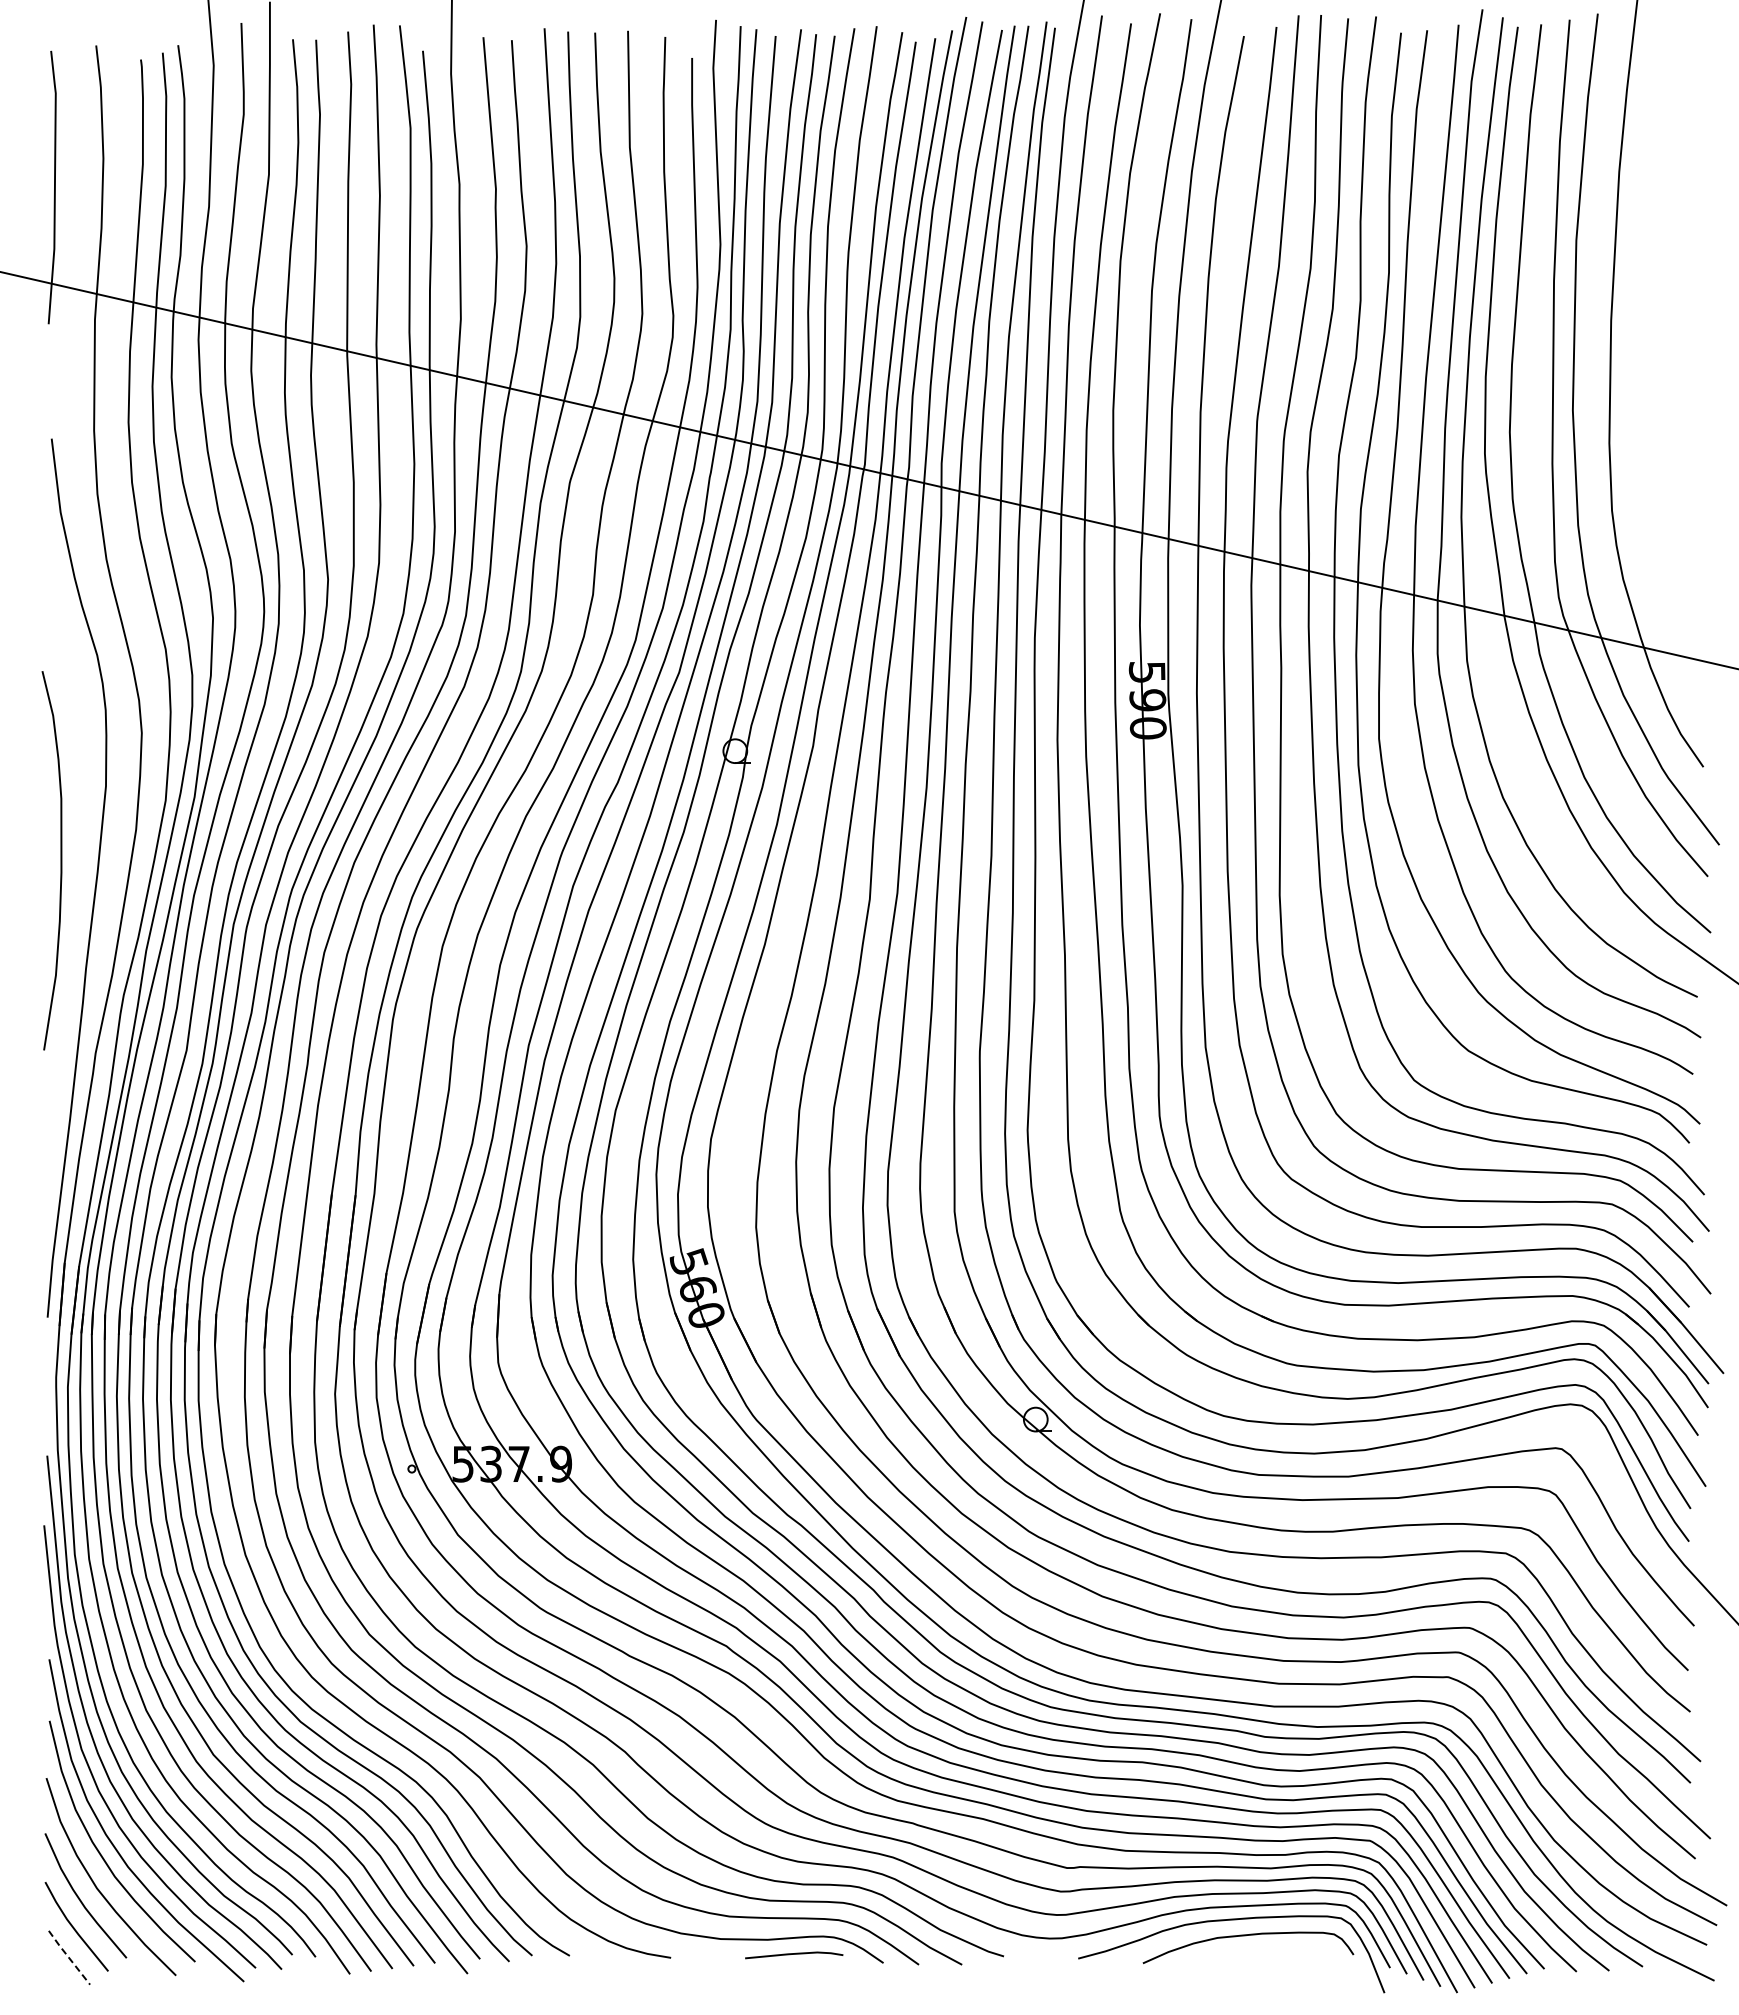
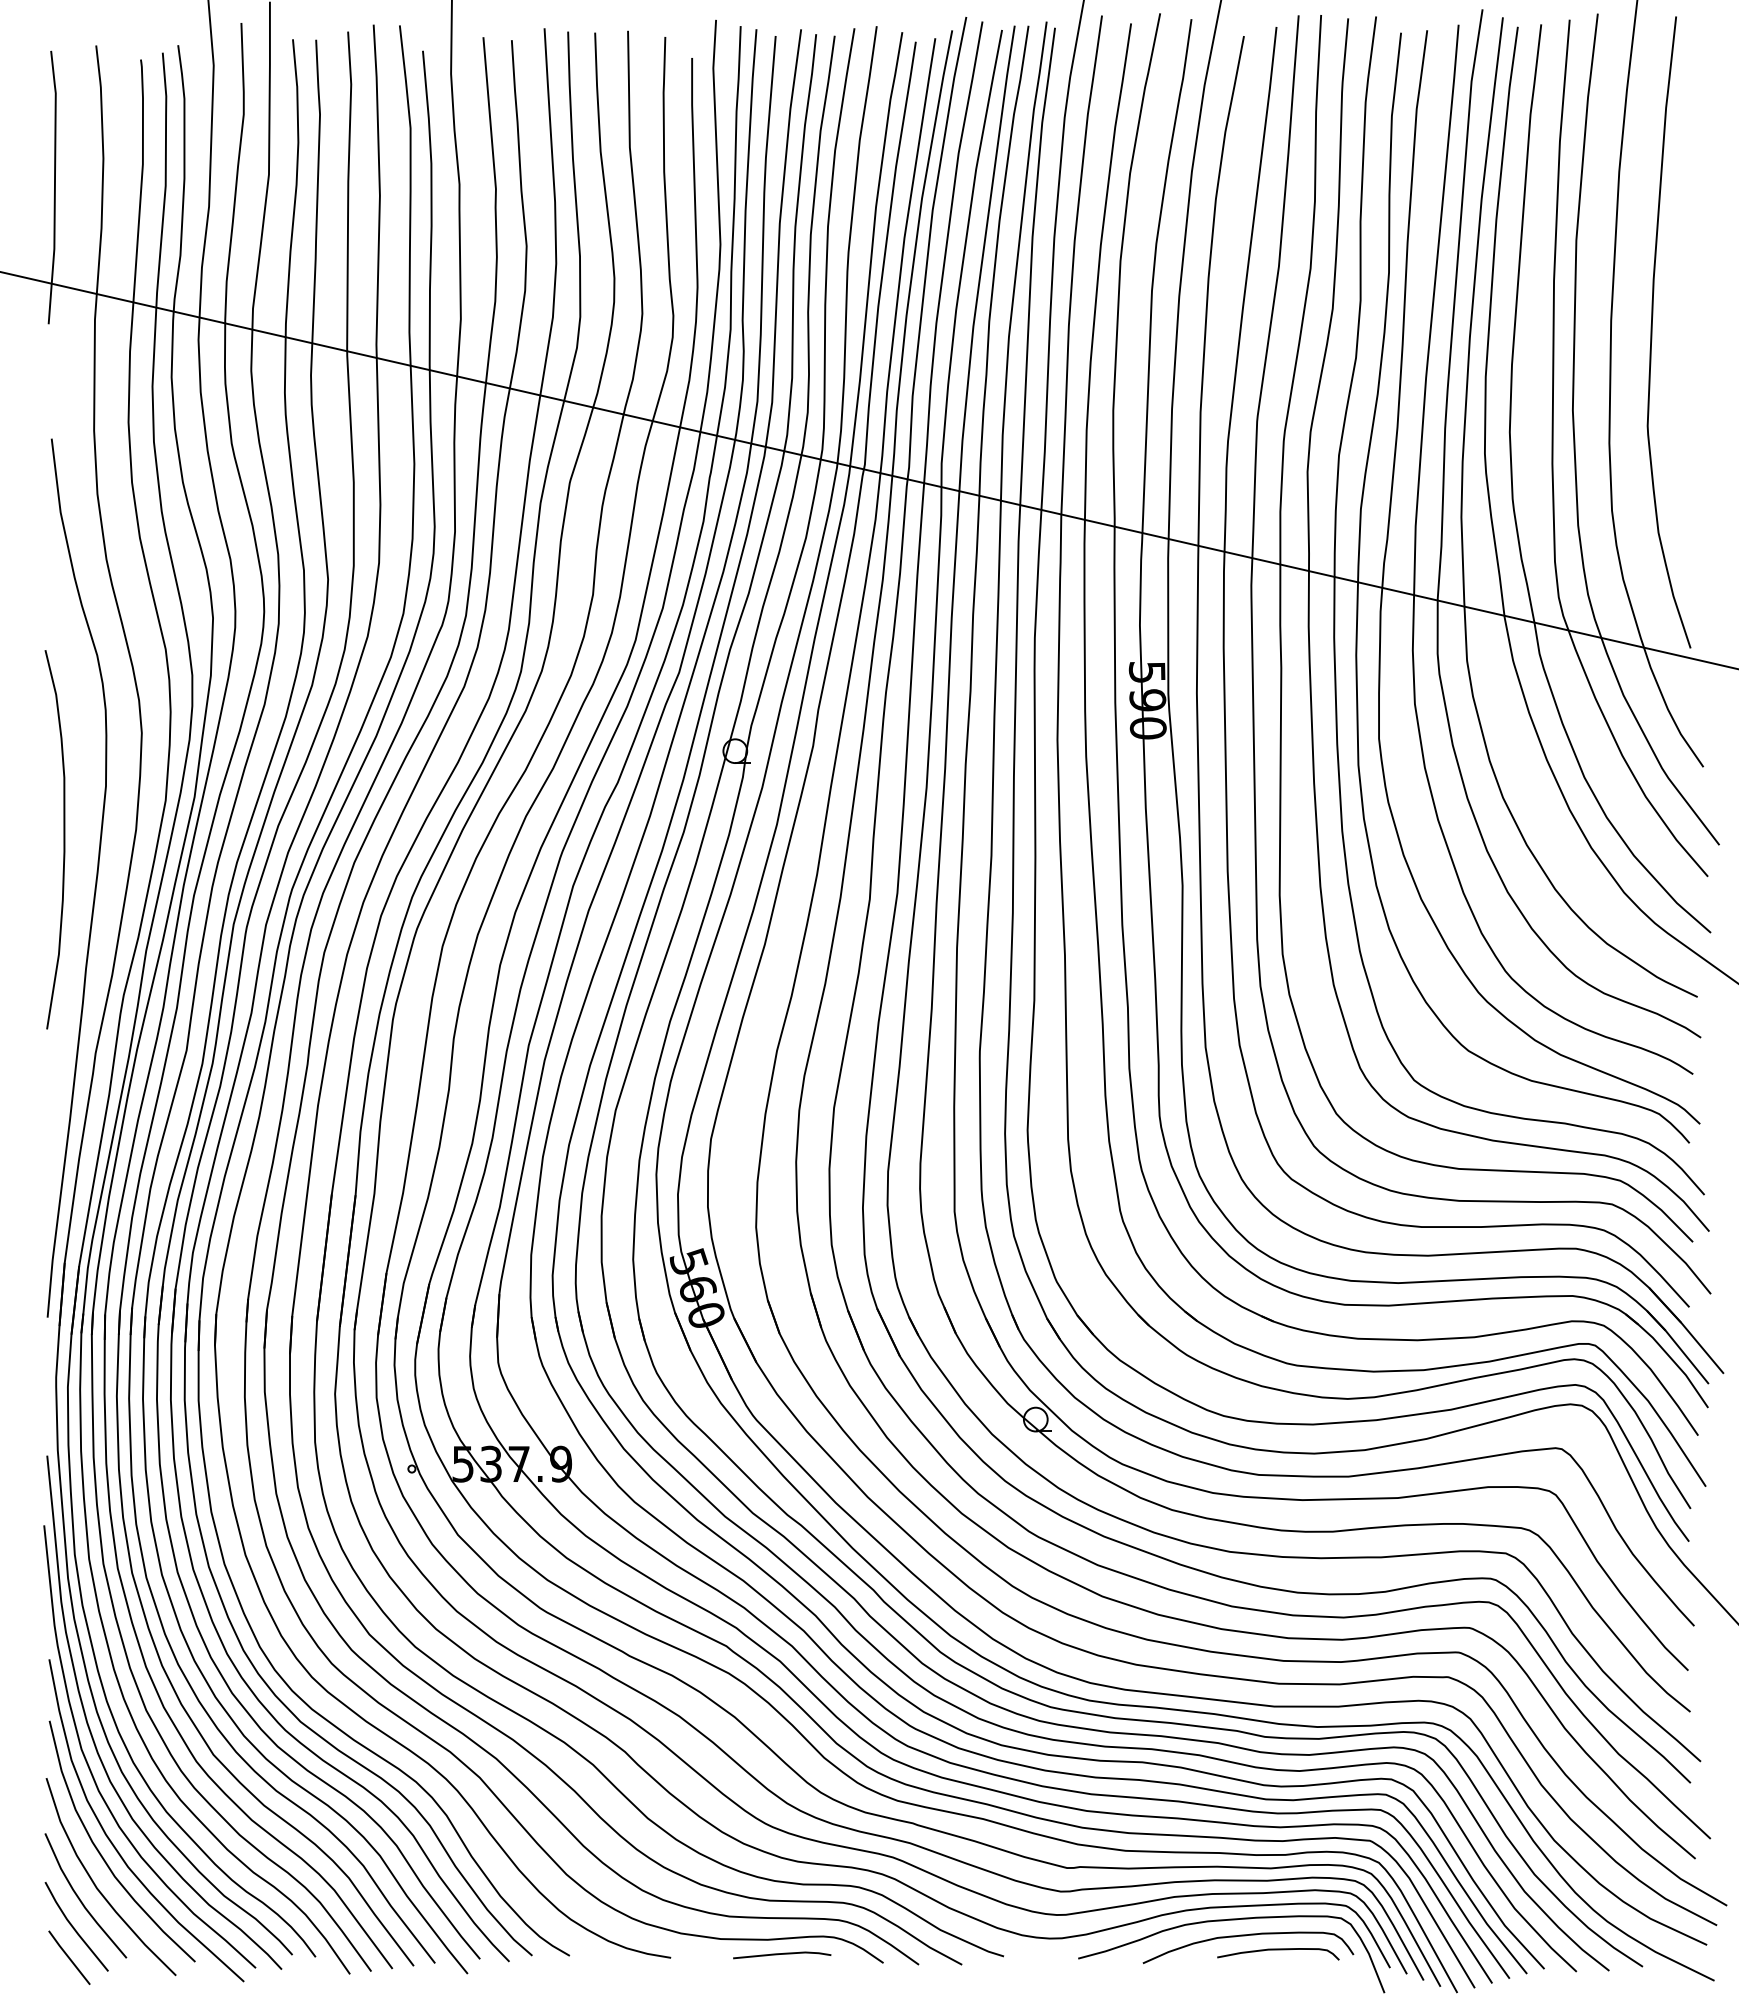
curve: none -> present (1652, 332)
curve position: (60, 860) -> (63, 839) (63, 839)
curve: none -> present (1278, 1950)
line position: (794, 1954) -> (782, 1954) (782, 1954)
line: dashed -> solid (68, 1957)
